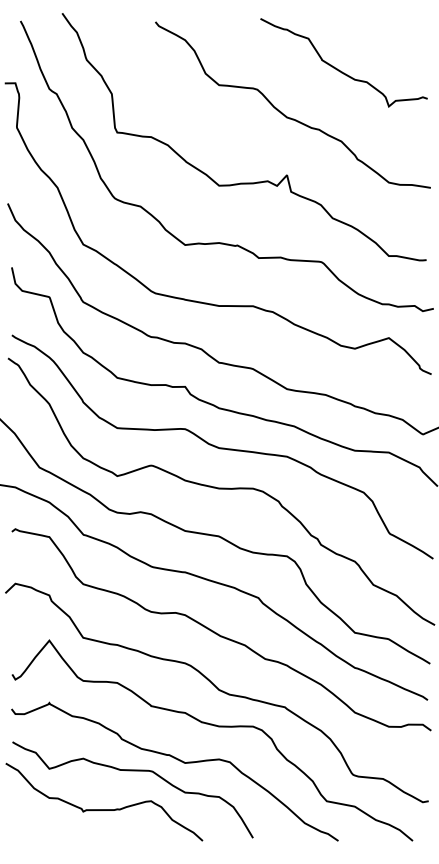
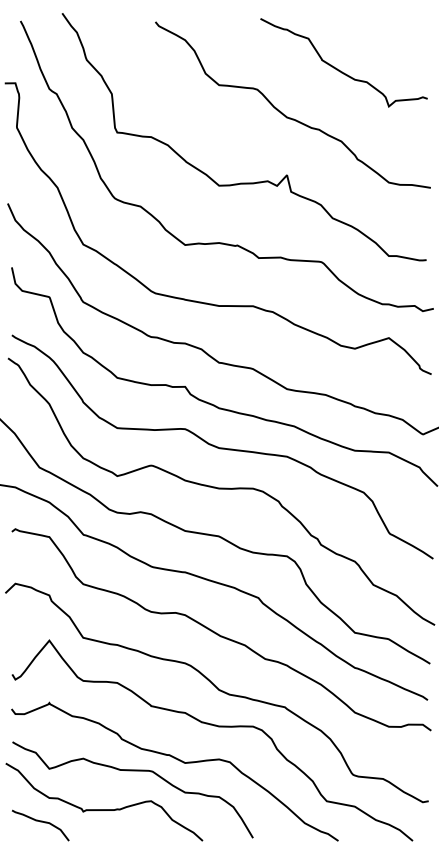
curve: none -> present (40, 822)
